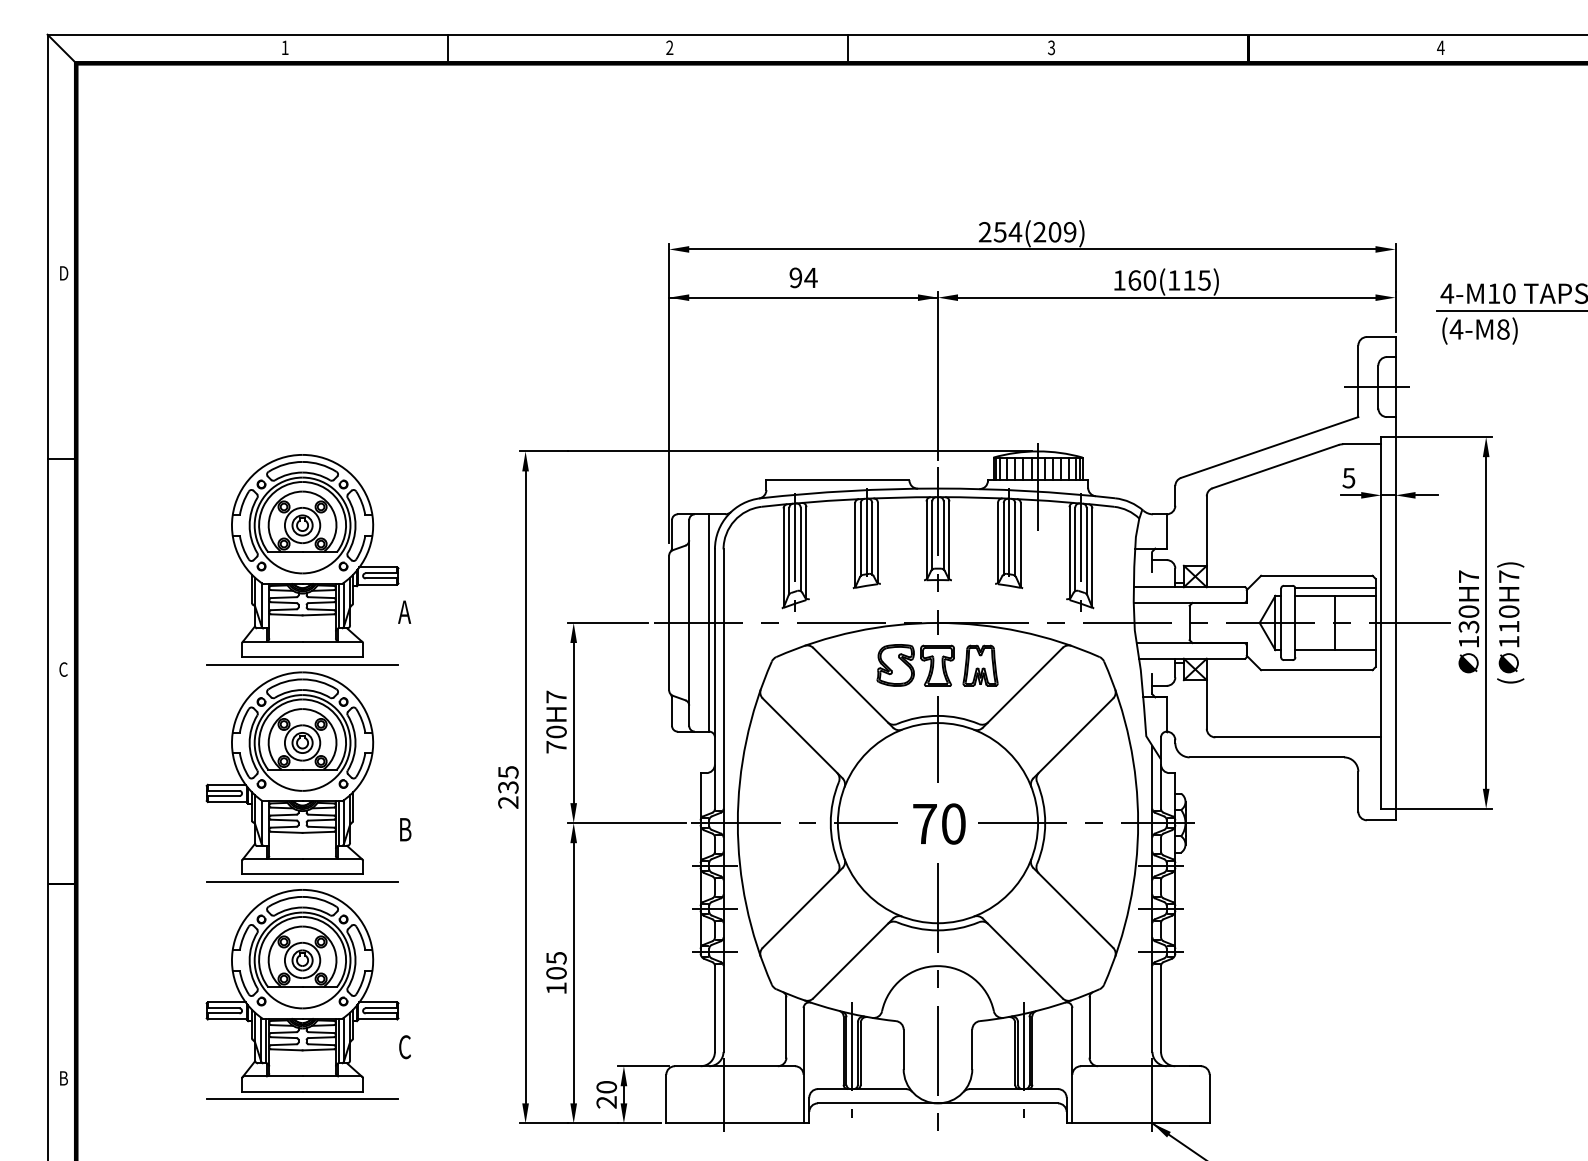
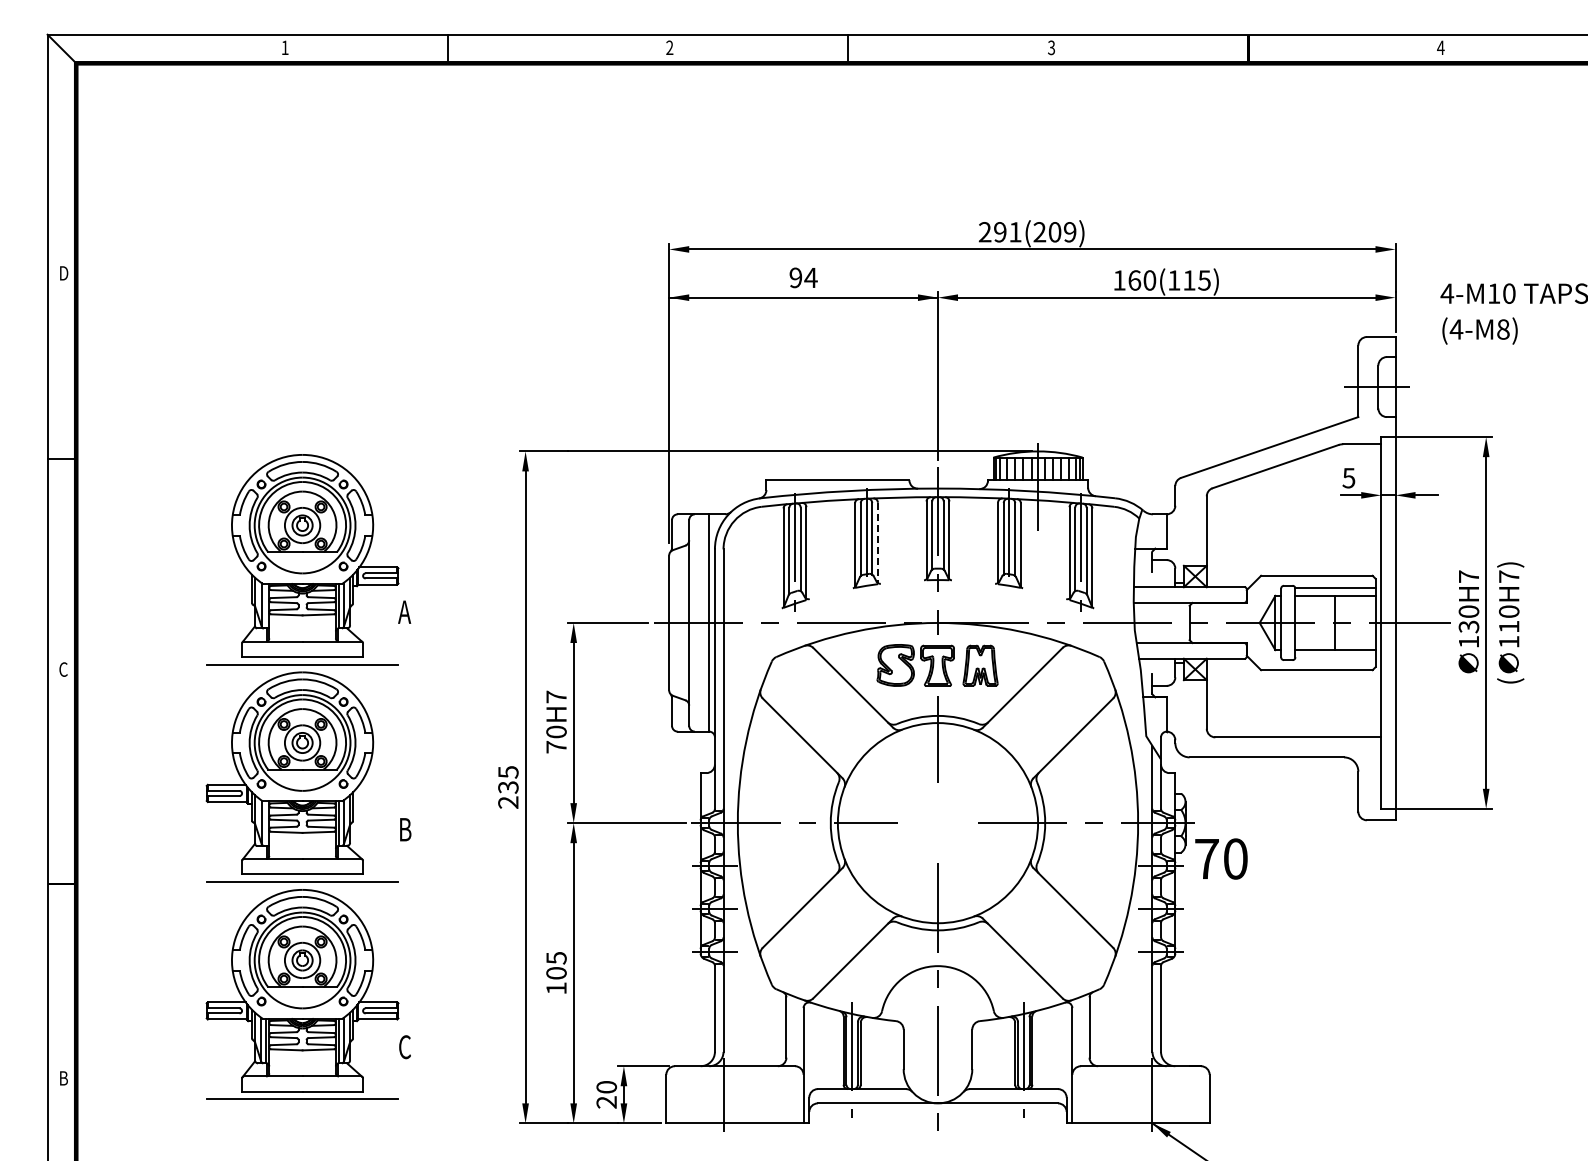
text: 254(209) -> 291(209) (1007, 232)
line: present -> none (1510, 311)
line: solid -> dashed (877, 543)
text position: (939, 823) -> (1221, 858) (1221, 858)
